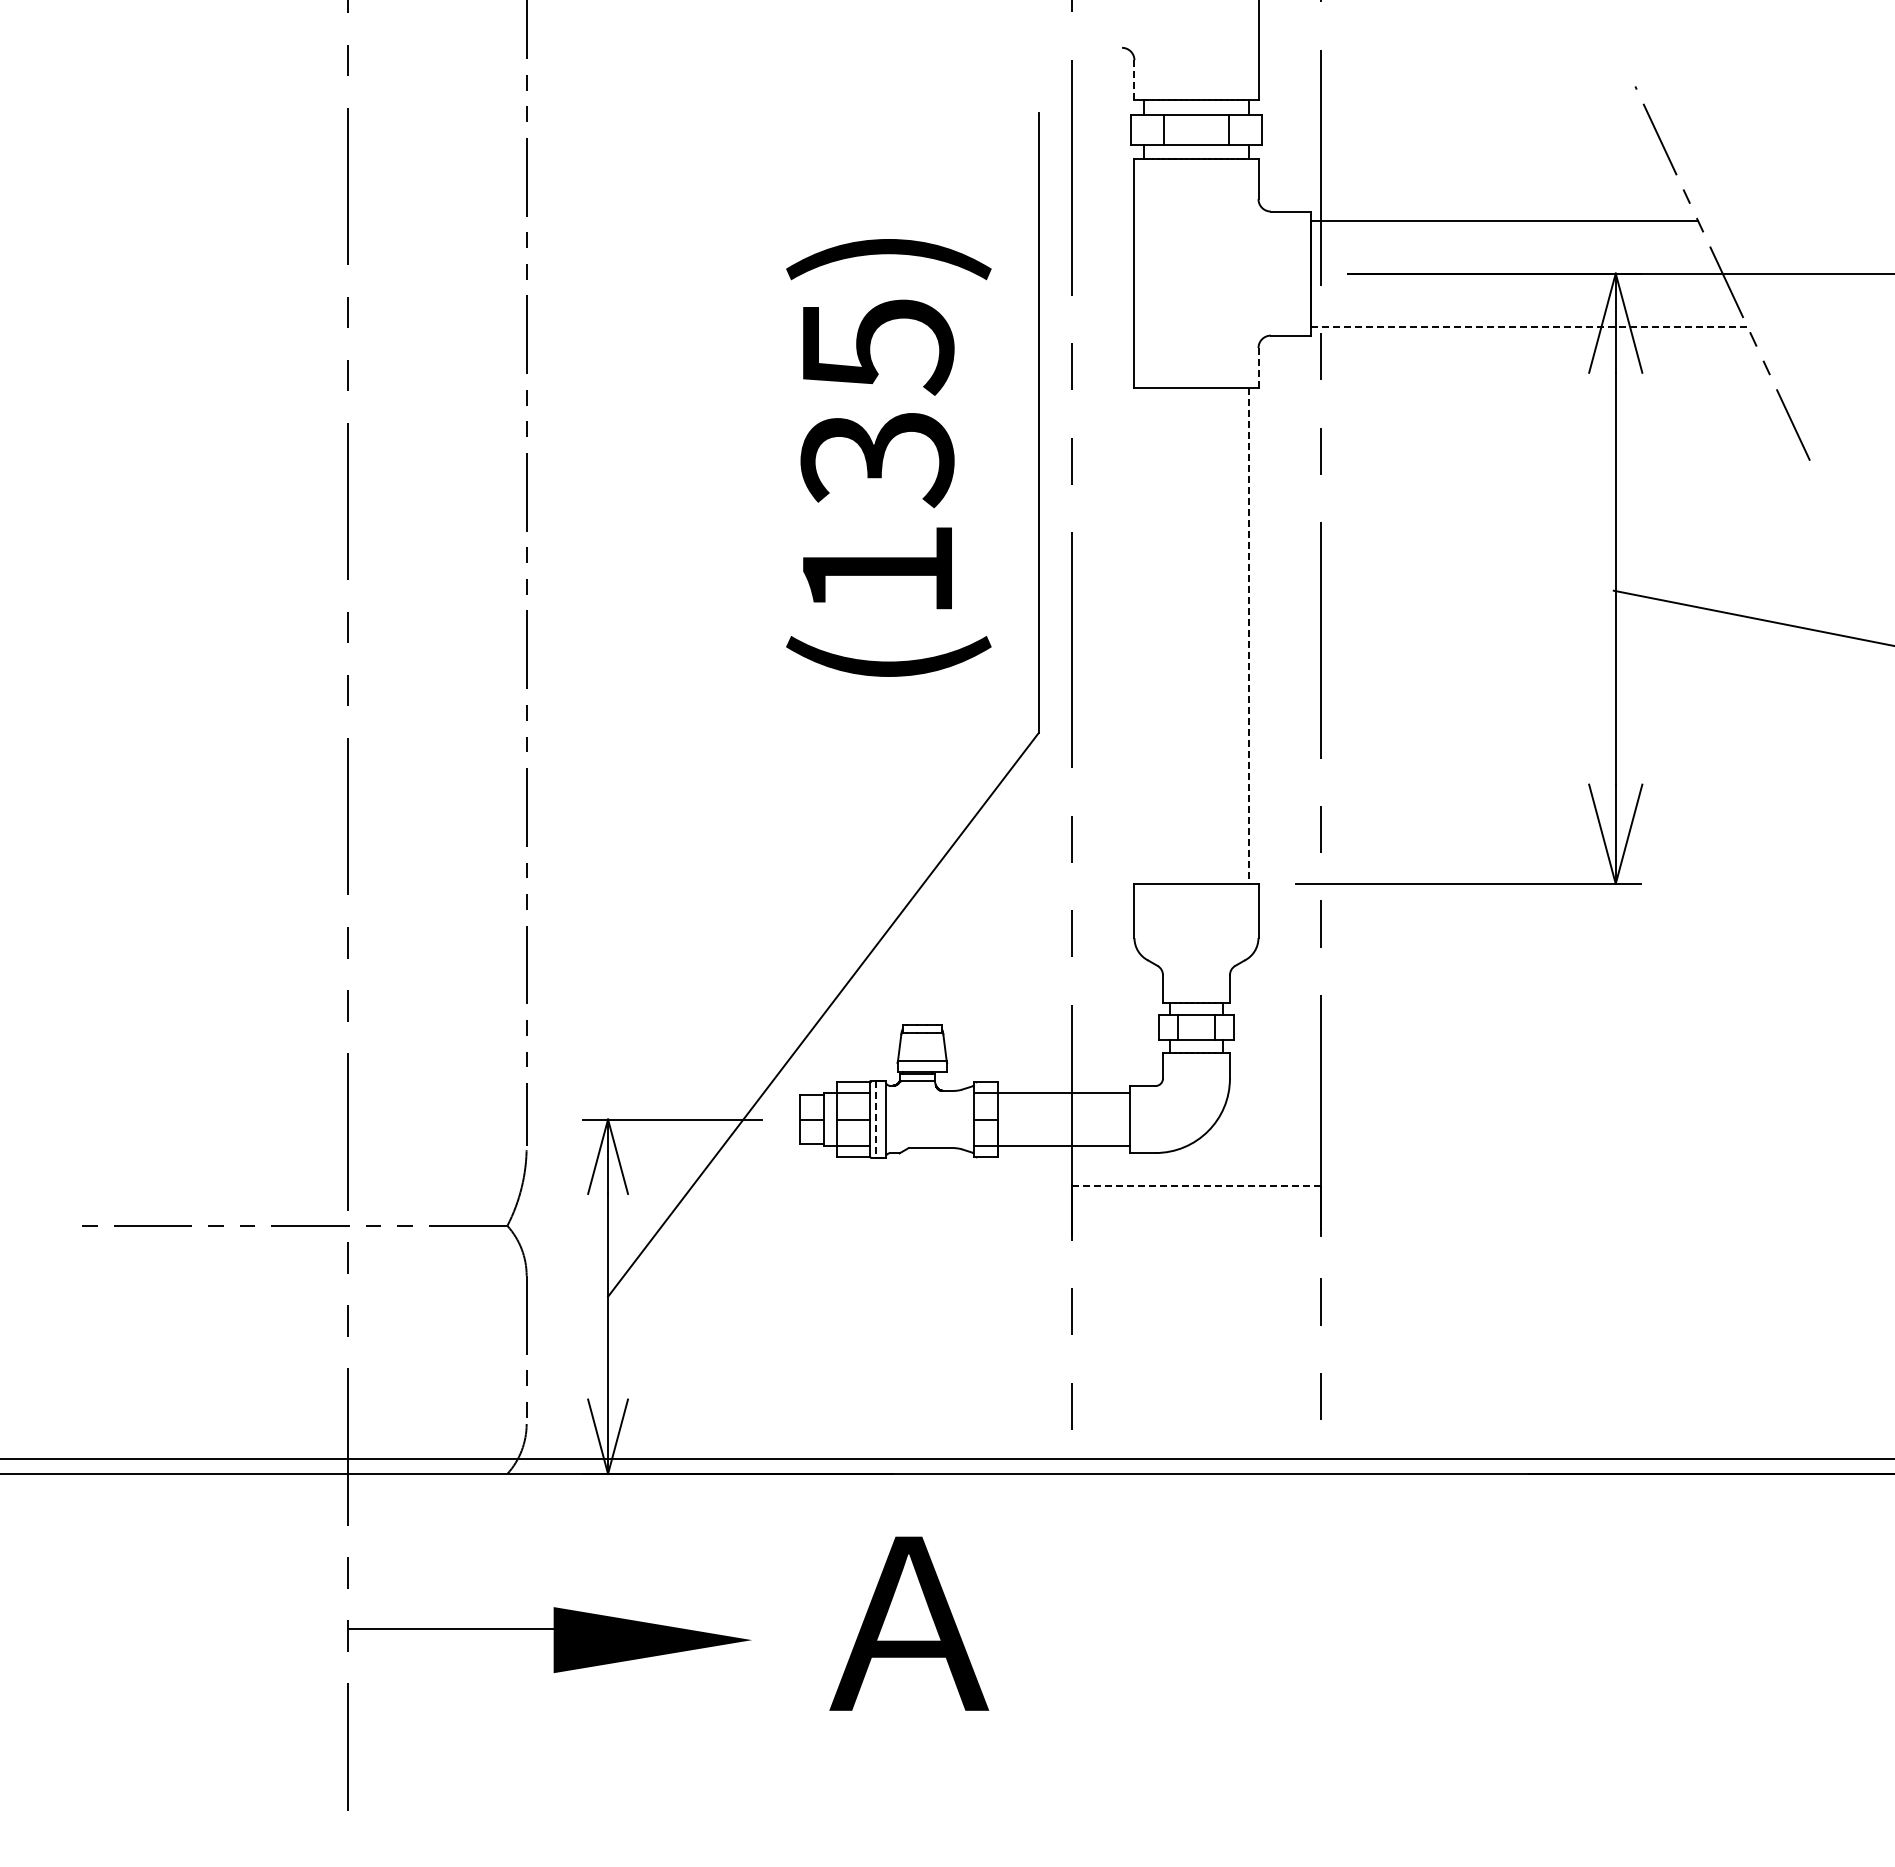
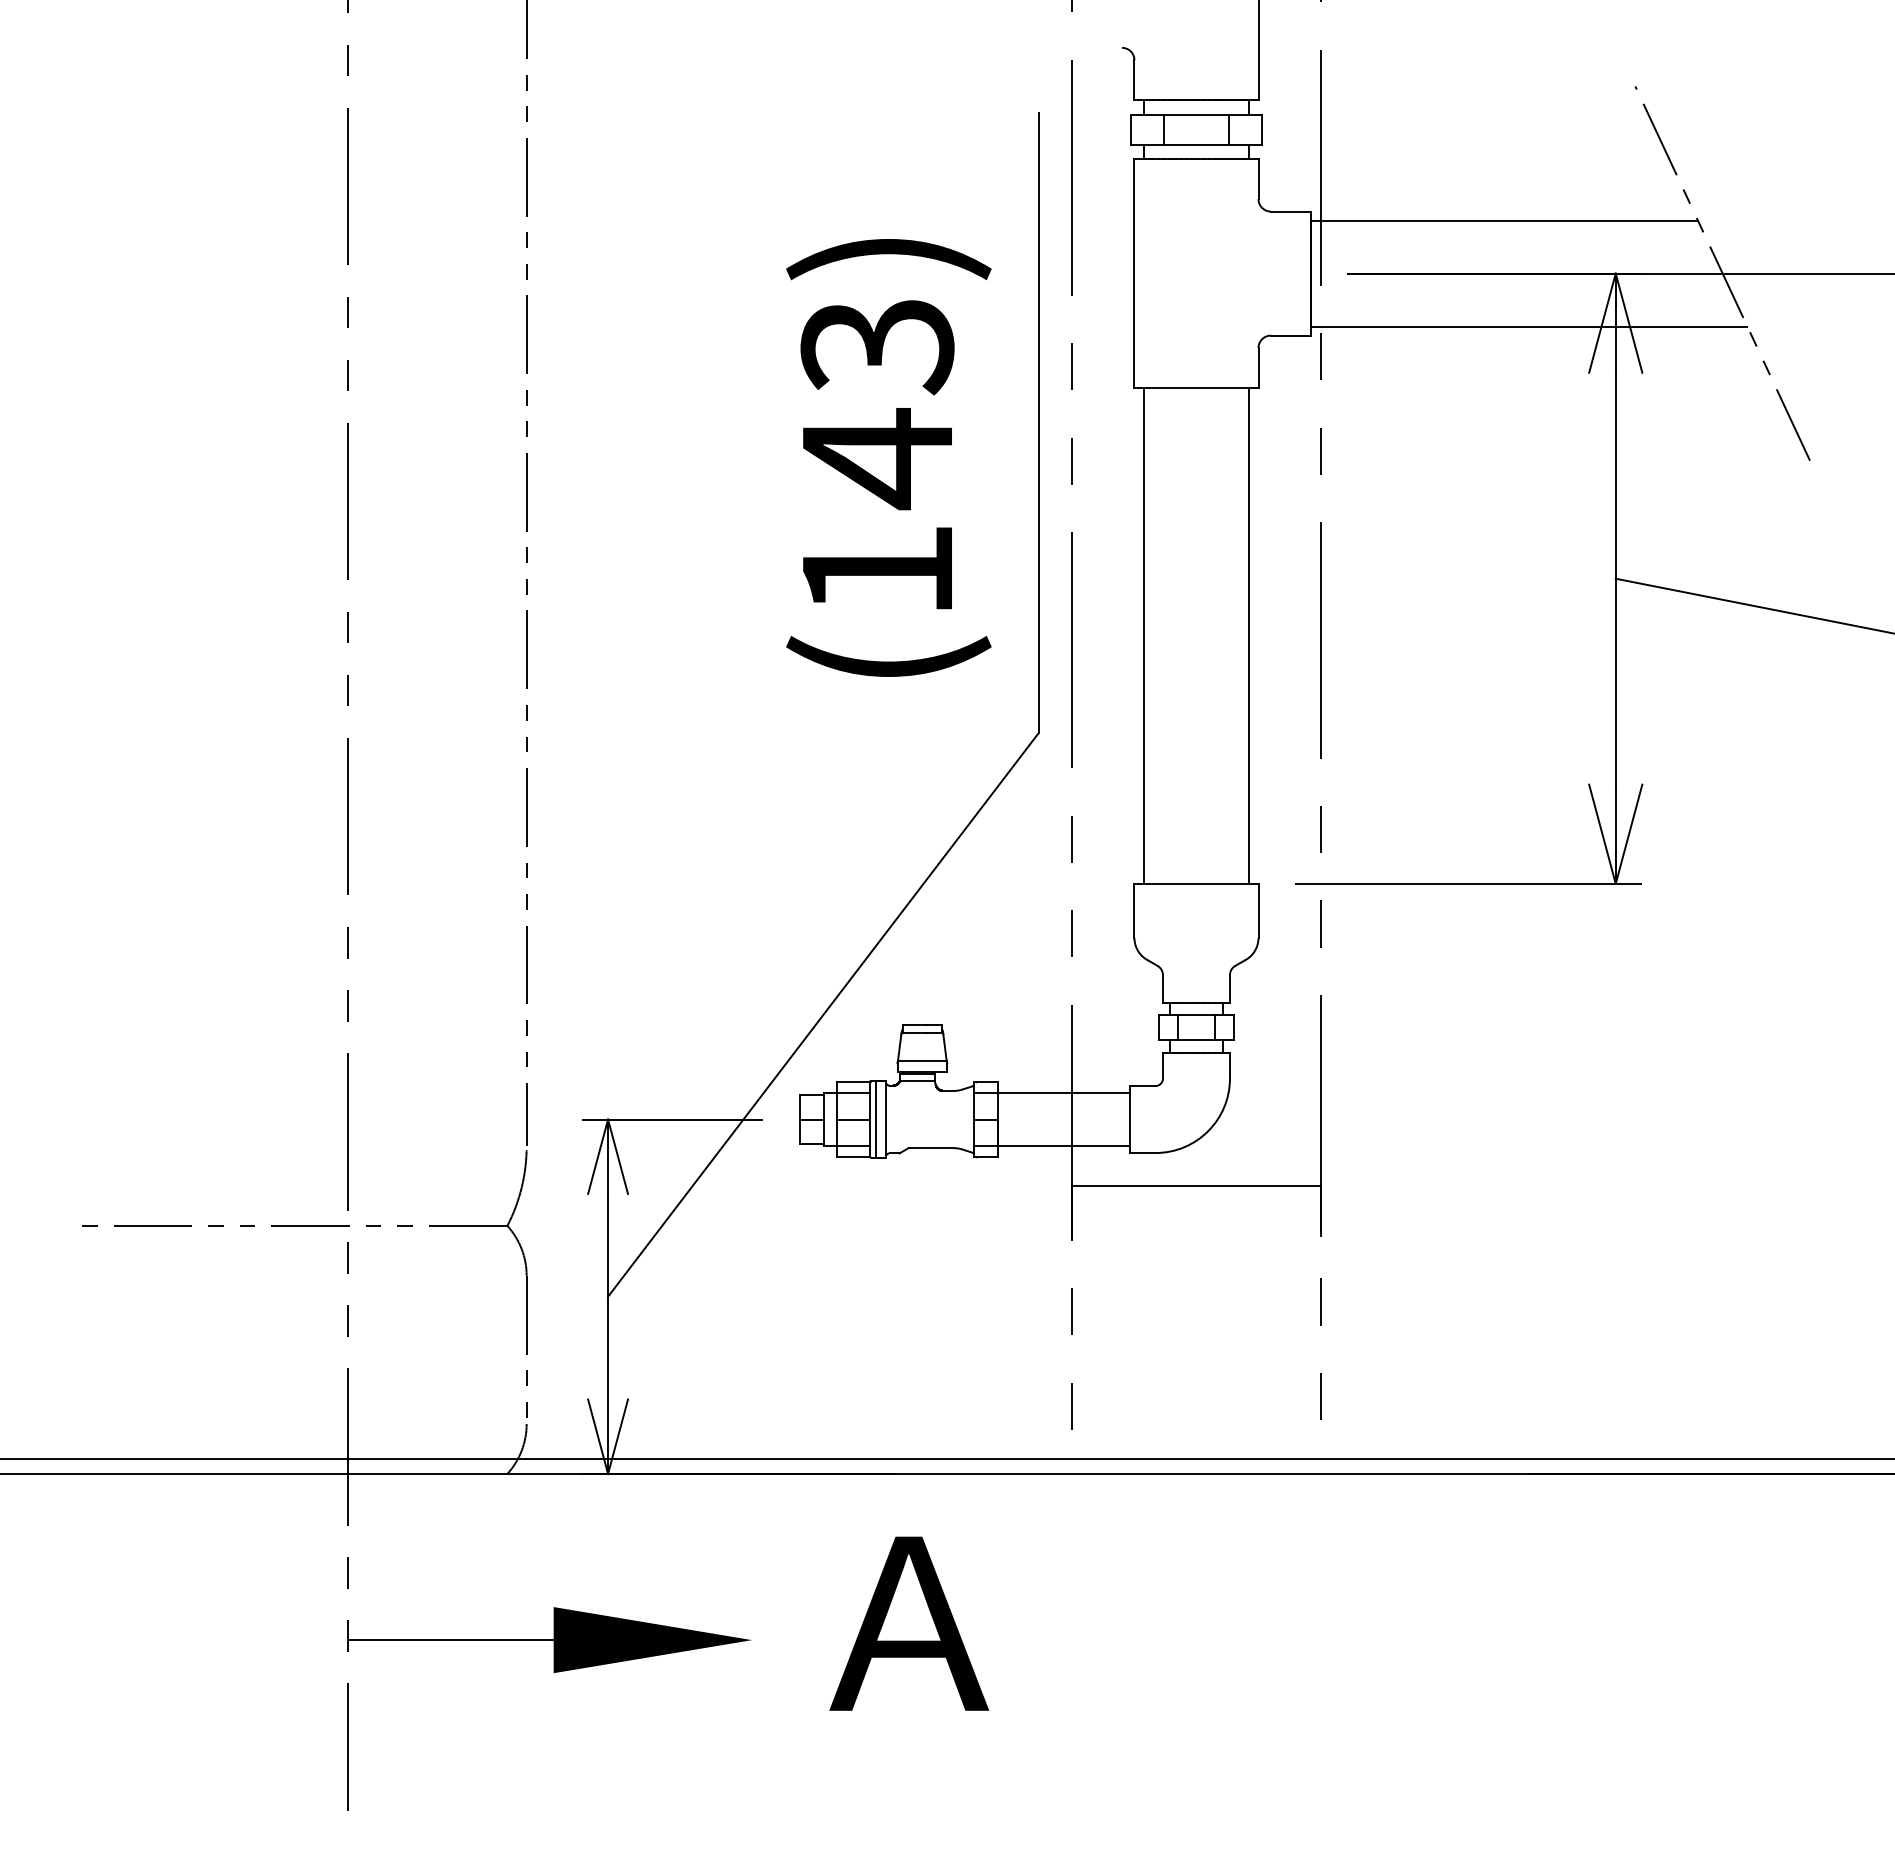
line: dashed -> solid (1134, 80)
line: dashed -> solid (1529, 326)
line: dashed -> solid (1258, 367)
text: (135) -> (143) (877, 404)
line position: (1752, 617) -> (1753, 605) (1753, 605)
line: none -> present (1143, 635)
line: dashed -> solid (1249, 636)
line: dashed -> solid (876, 1120)
line: dashed -> solid (1196, 1186)
line position: (450, 1629) -> (450, 1640) (450, 1640)
